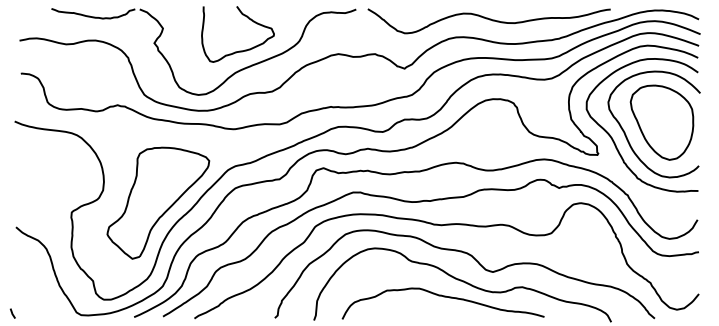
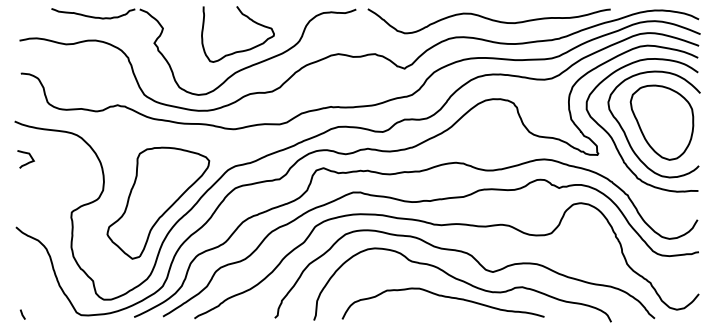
curve: none -> present (27, 162)
line position: (12, 313) -> (22, 314) (22, 314)
